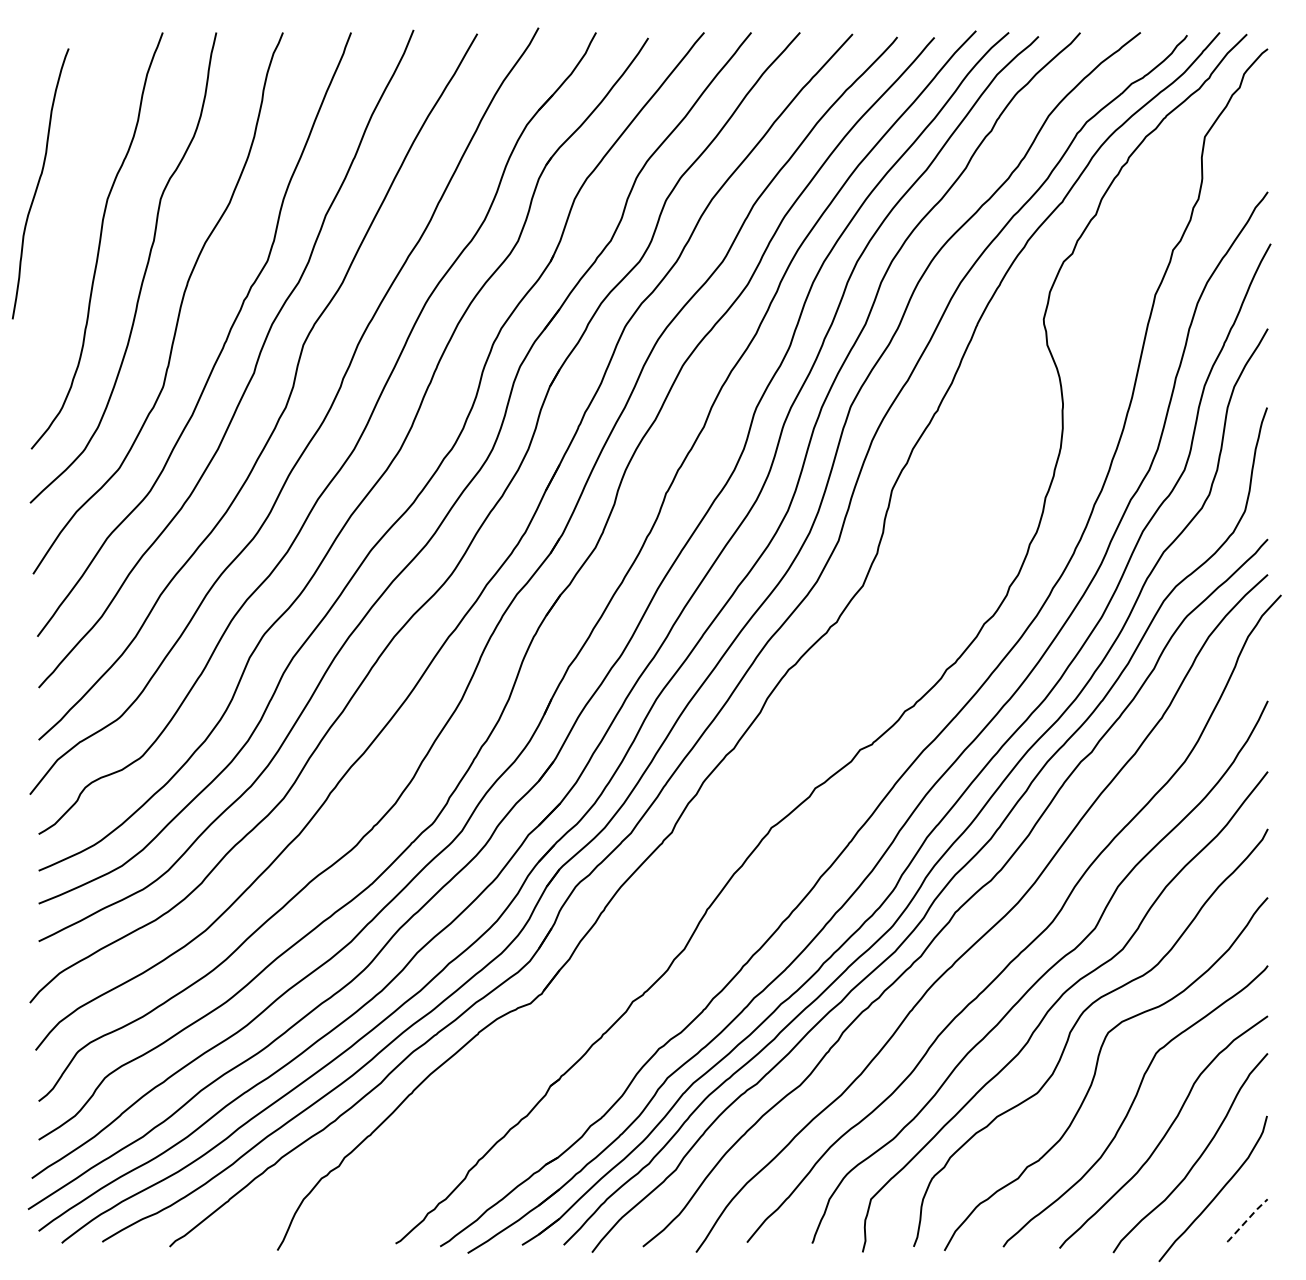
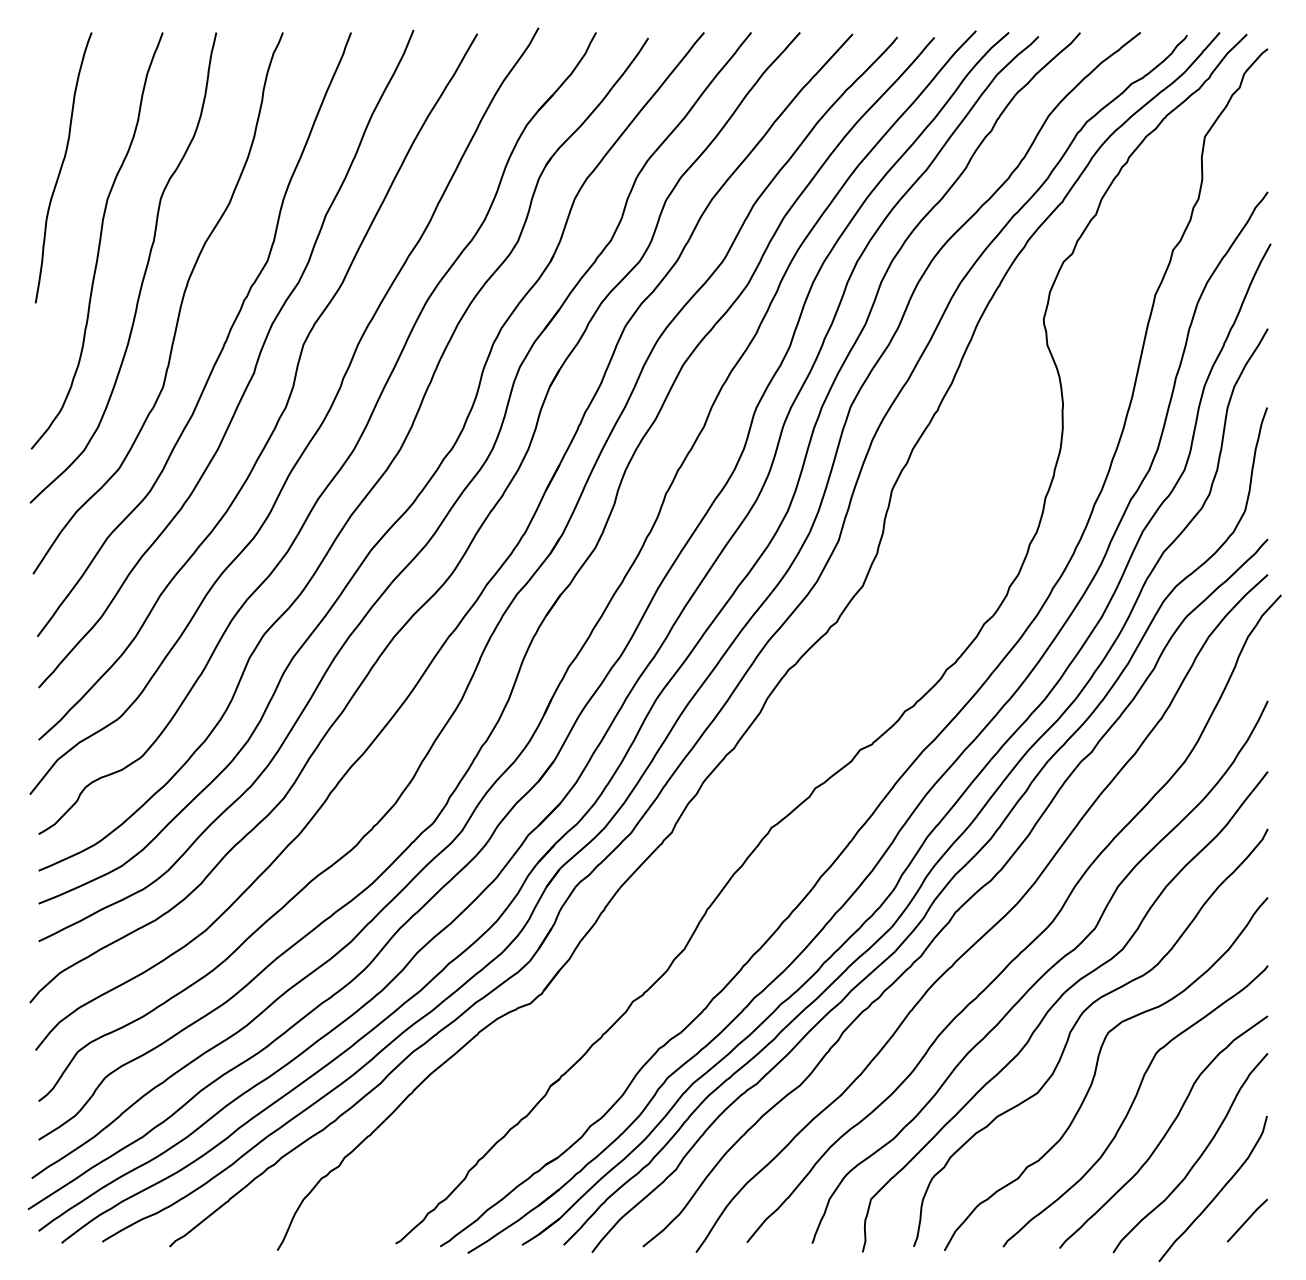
curve position: (39, 183) -> (62, 167) (62, 167)
line: dashed -> solid (1247, 1220)
